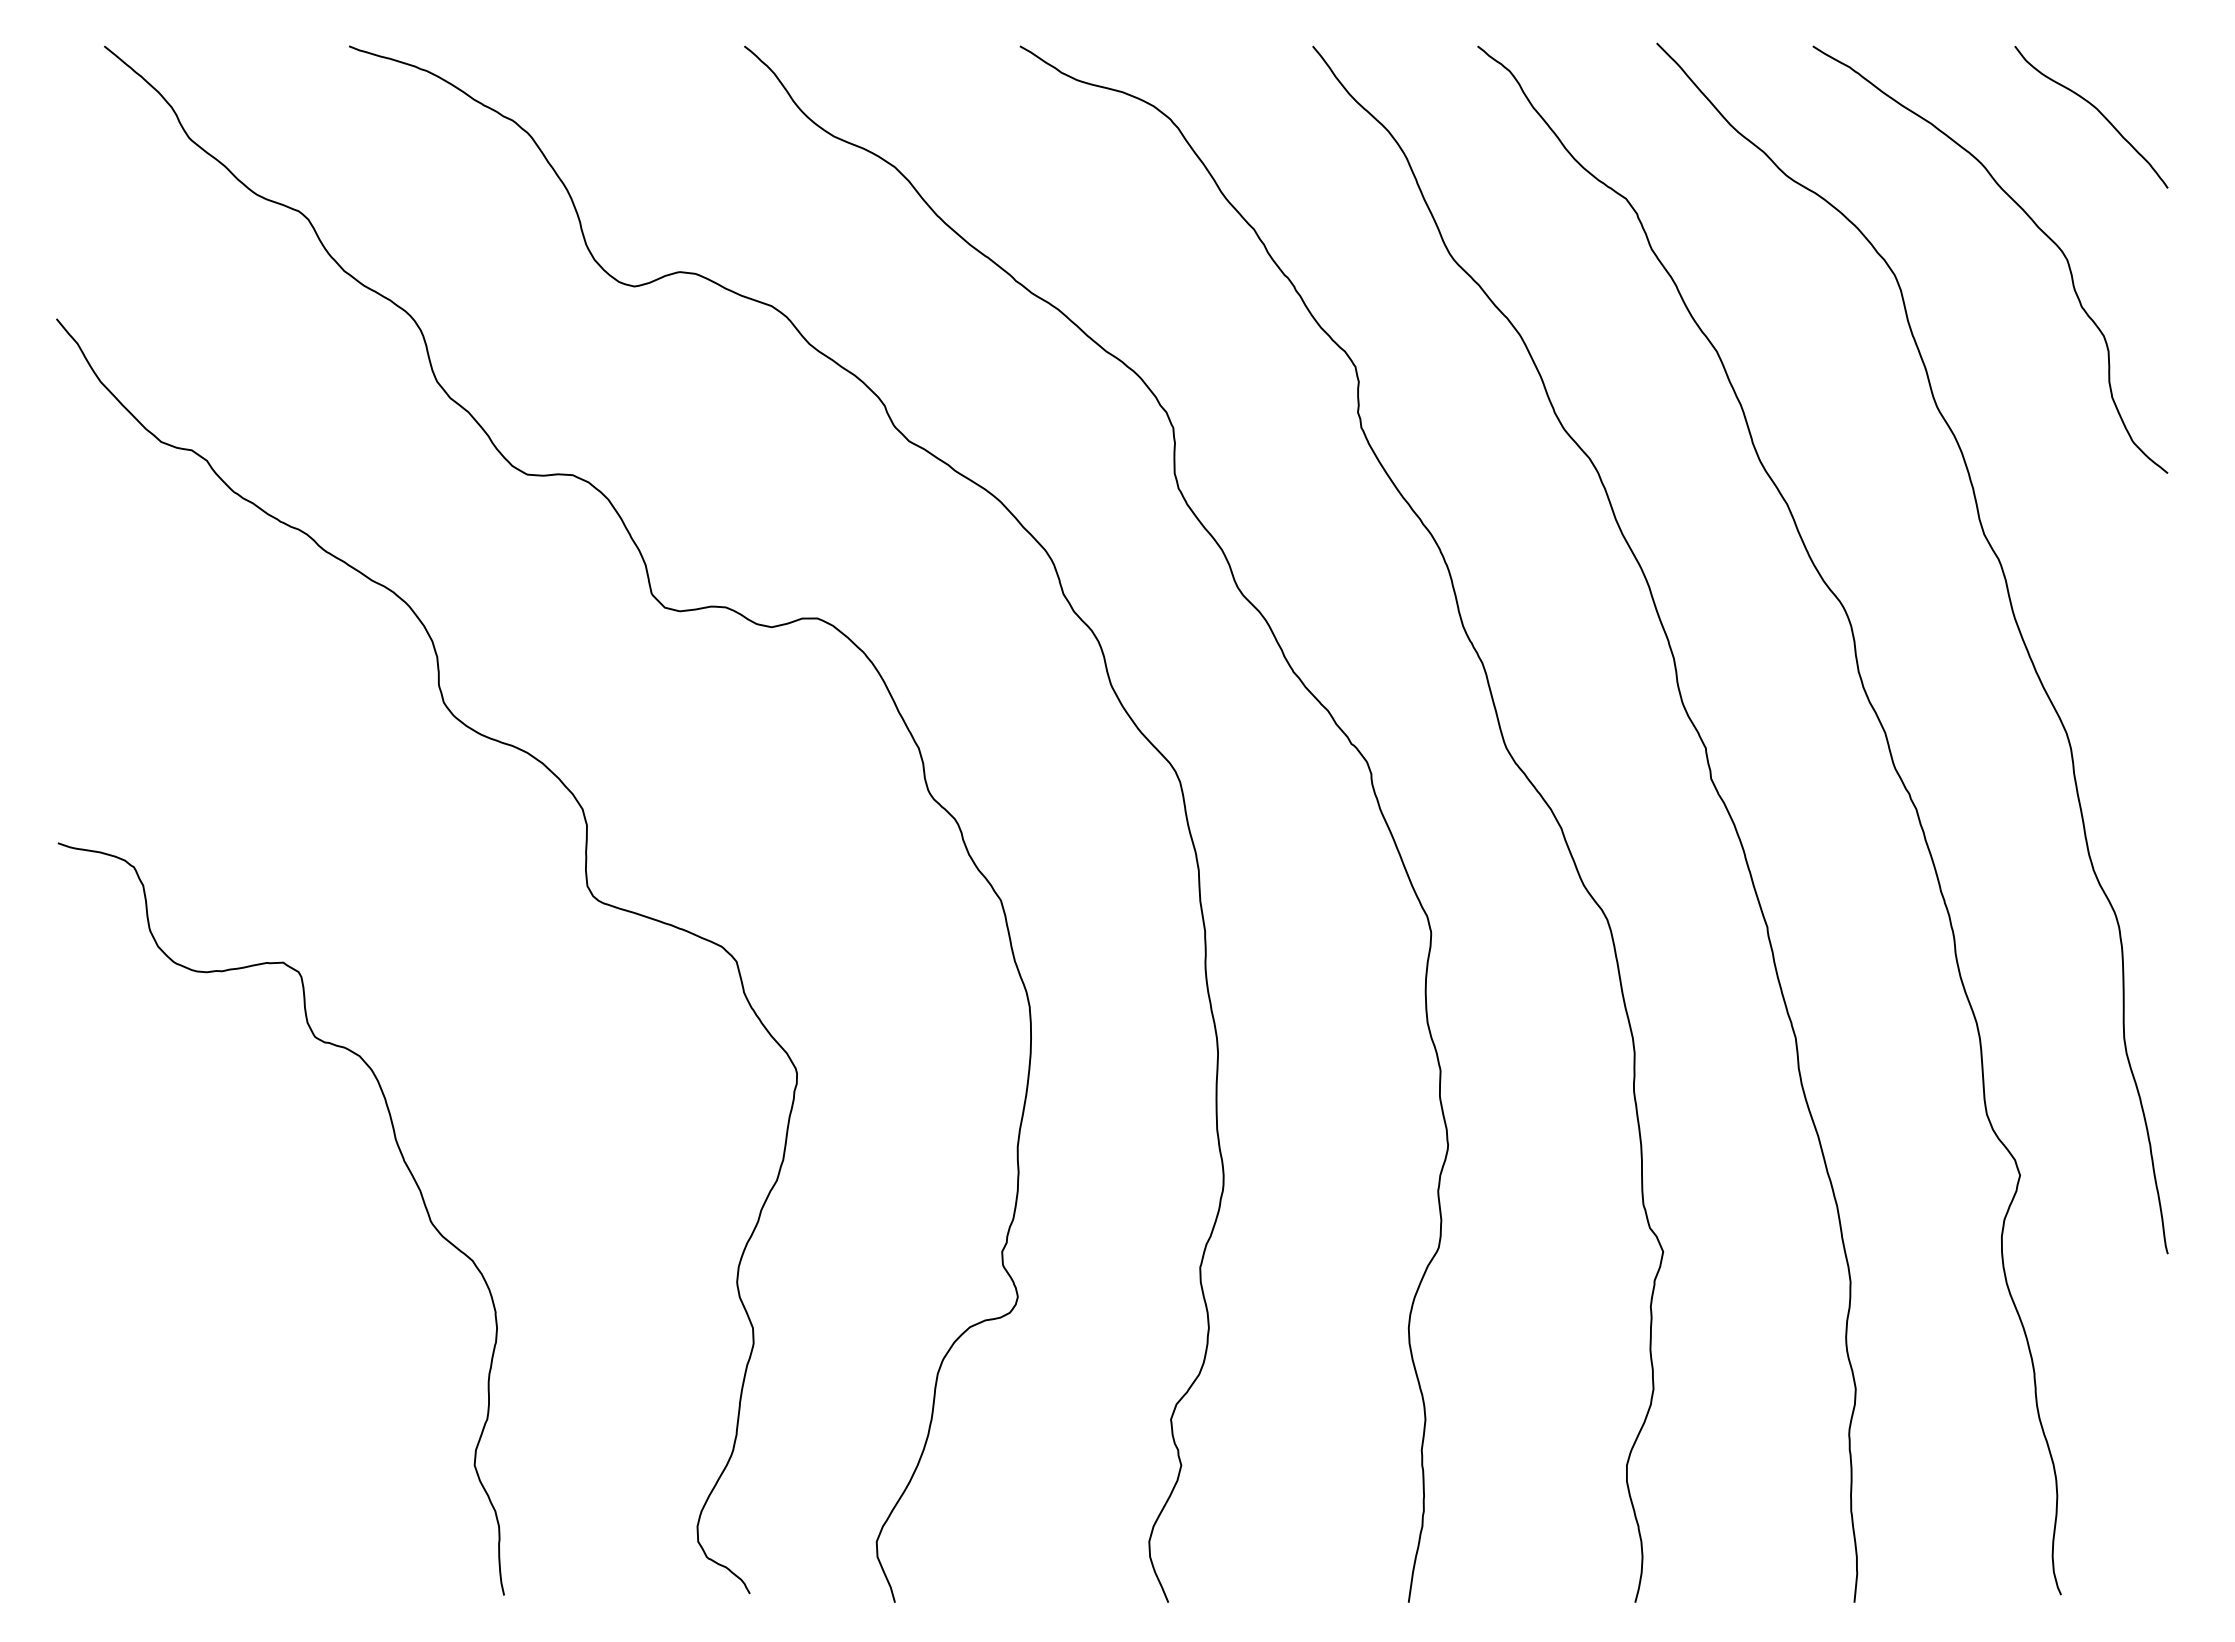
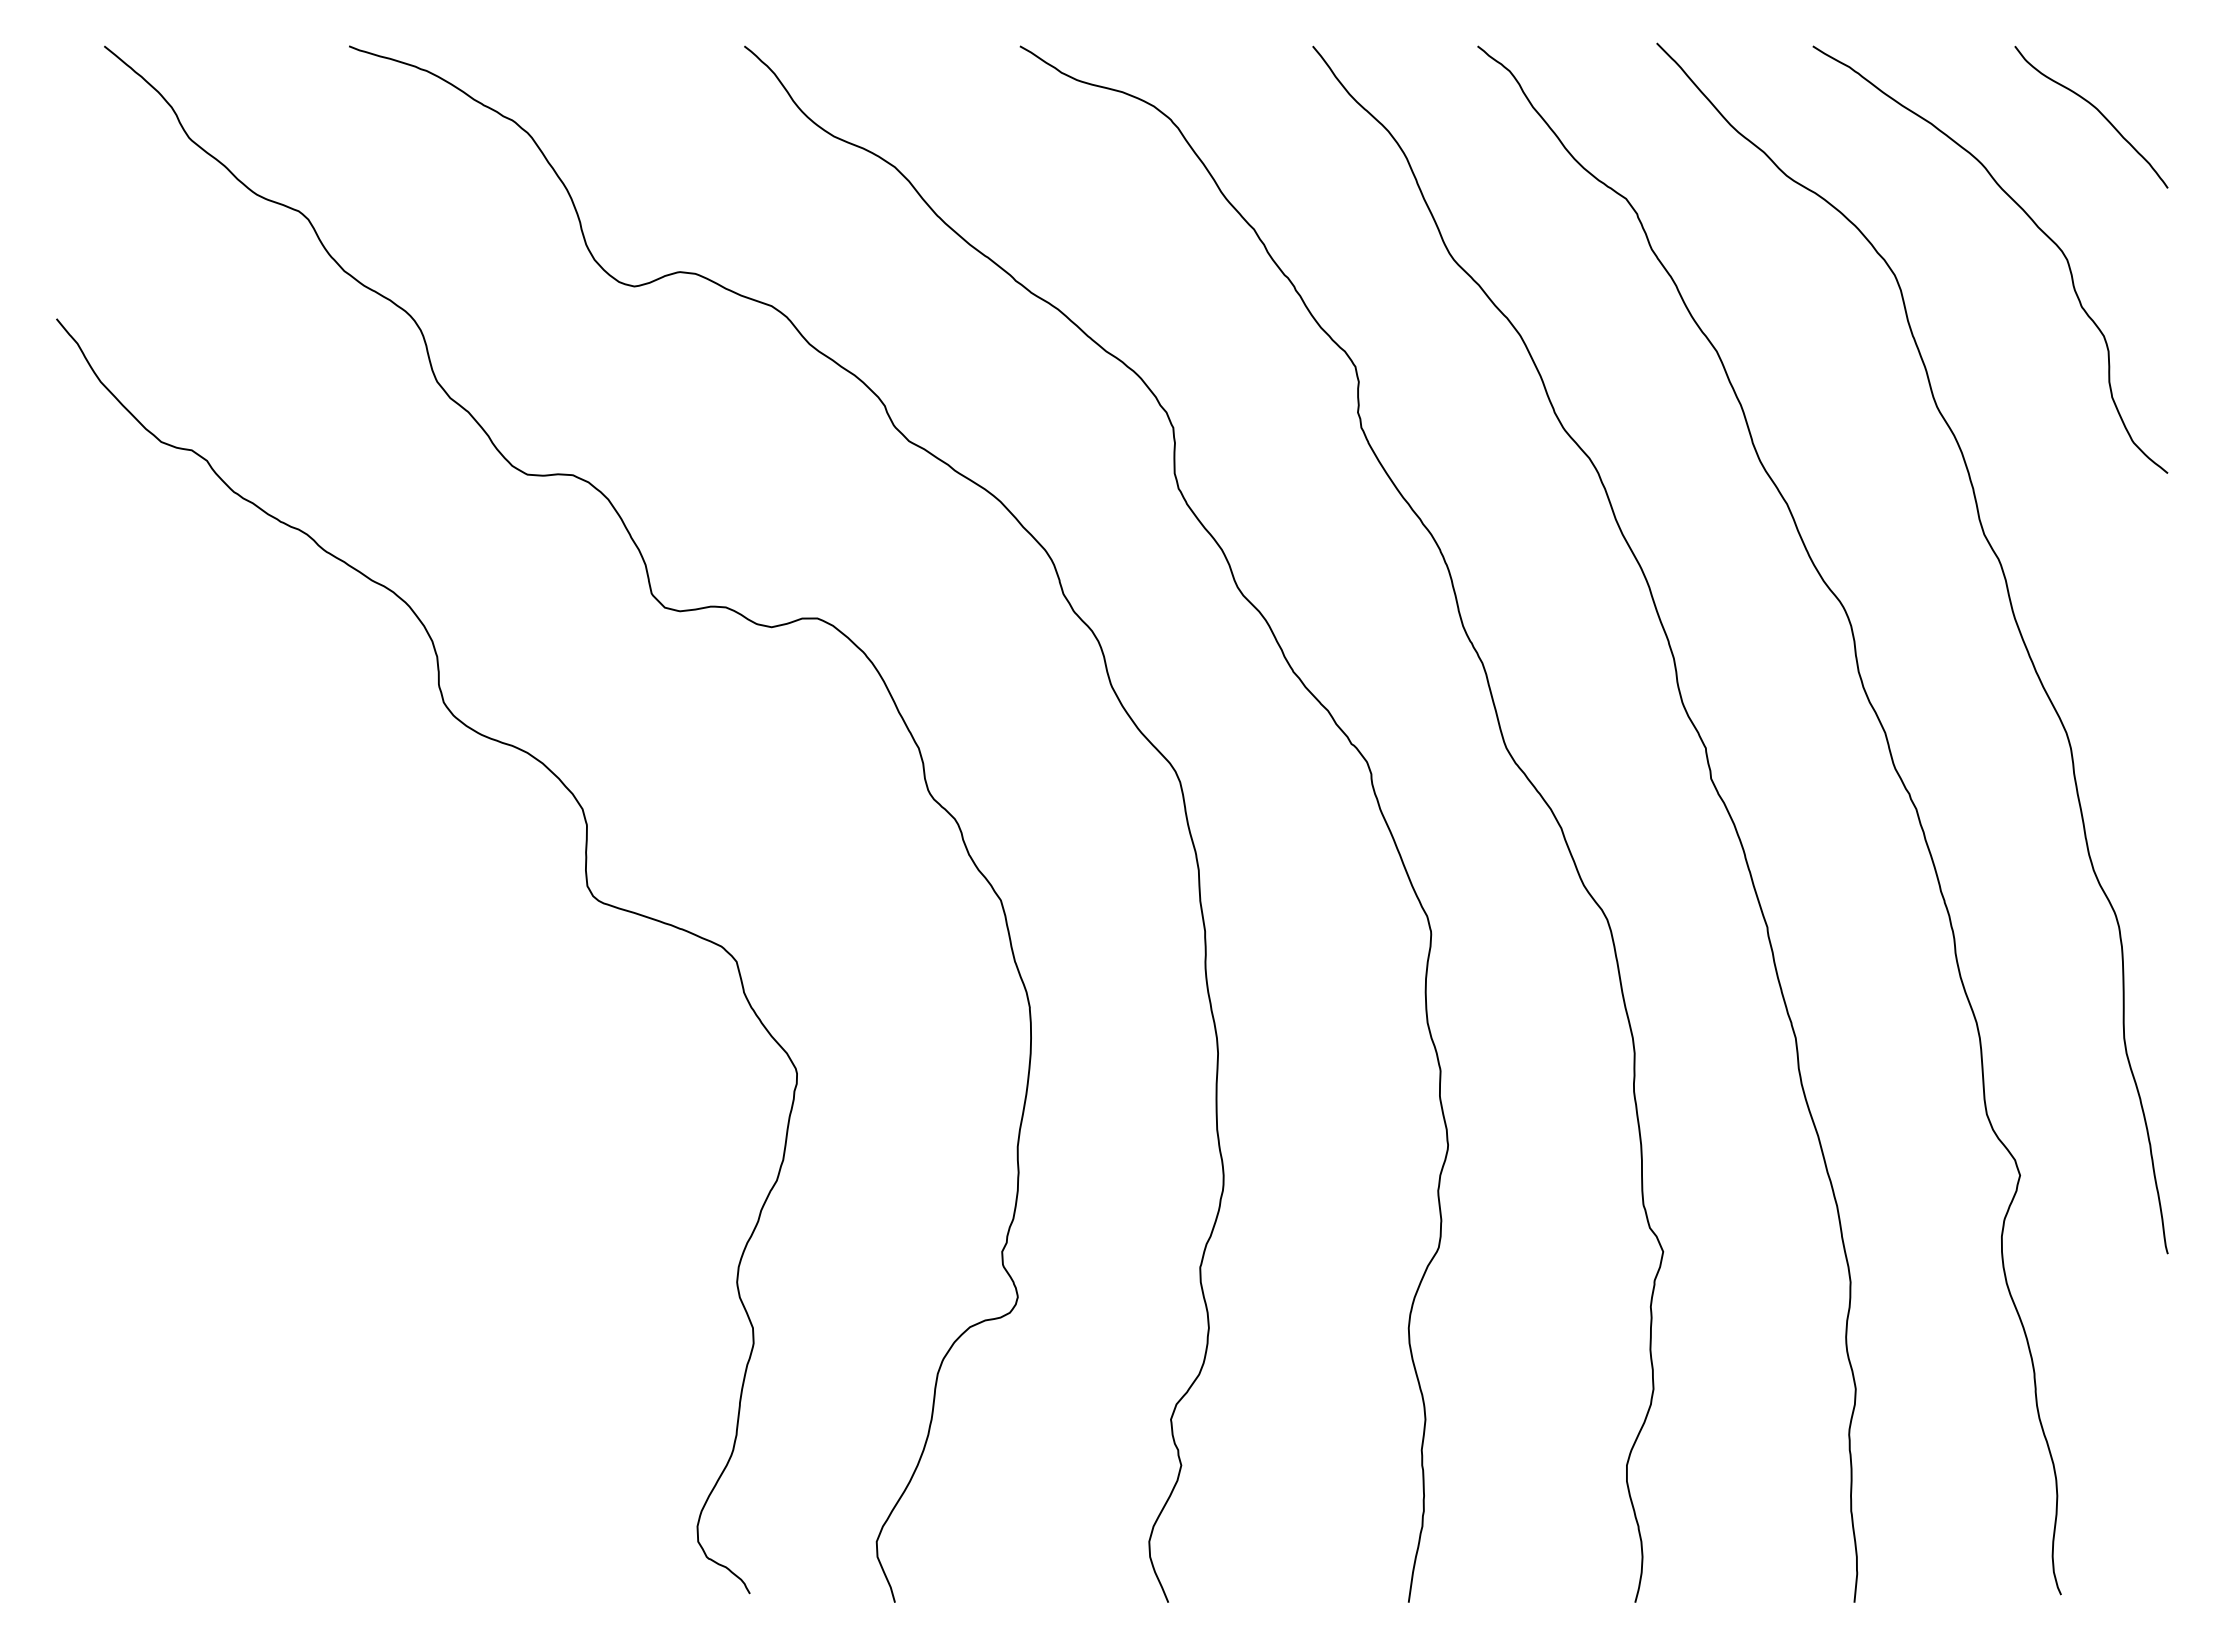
curve: present -> none (402, 1159)
